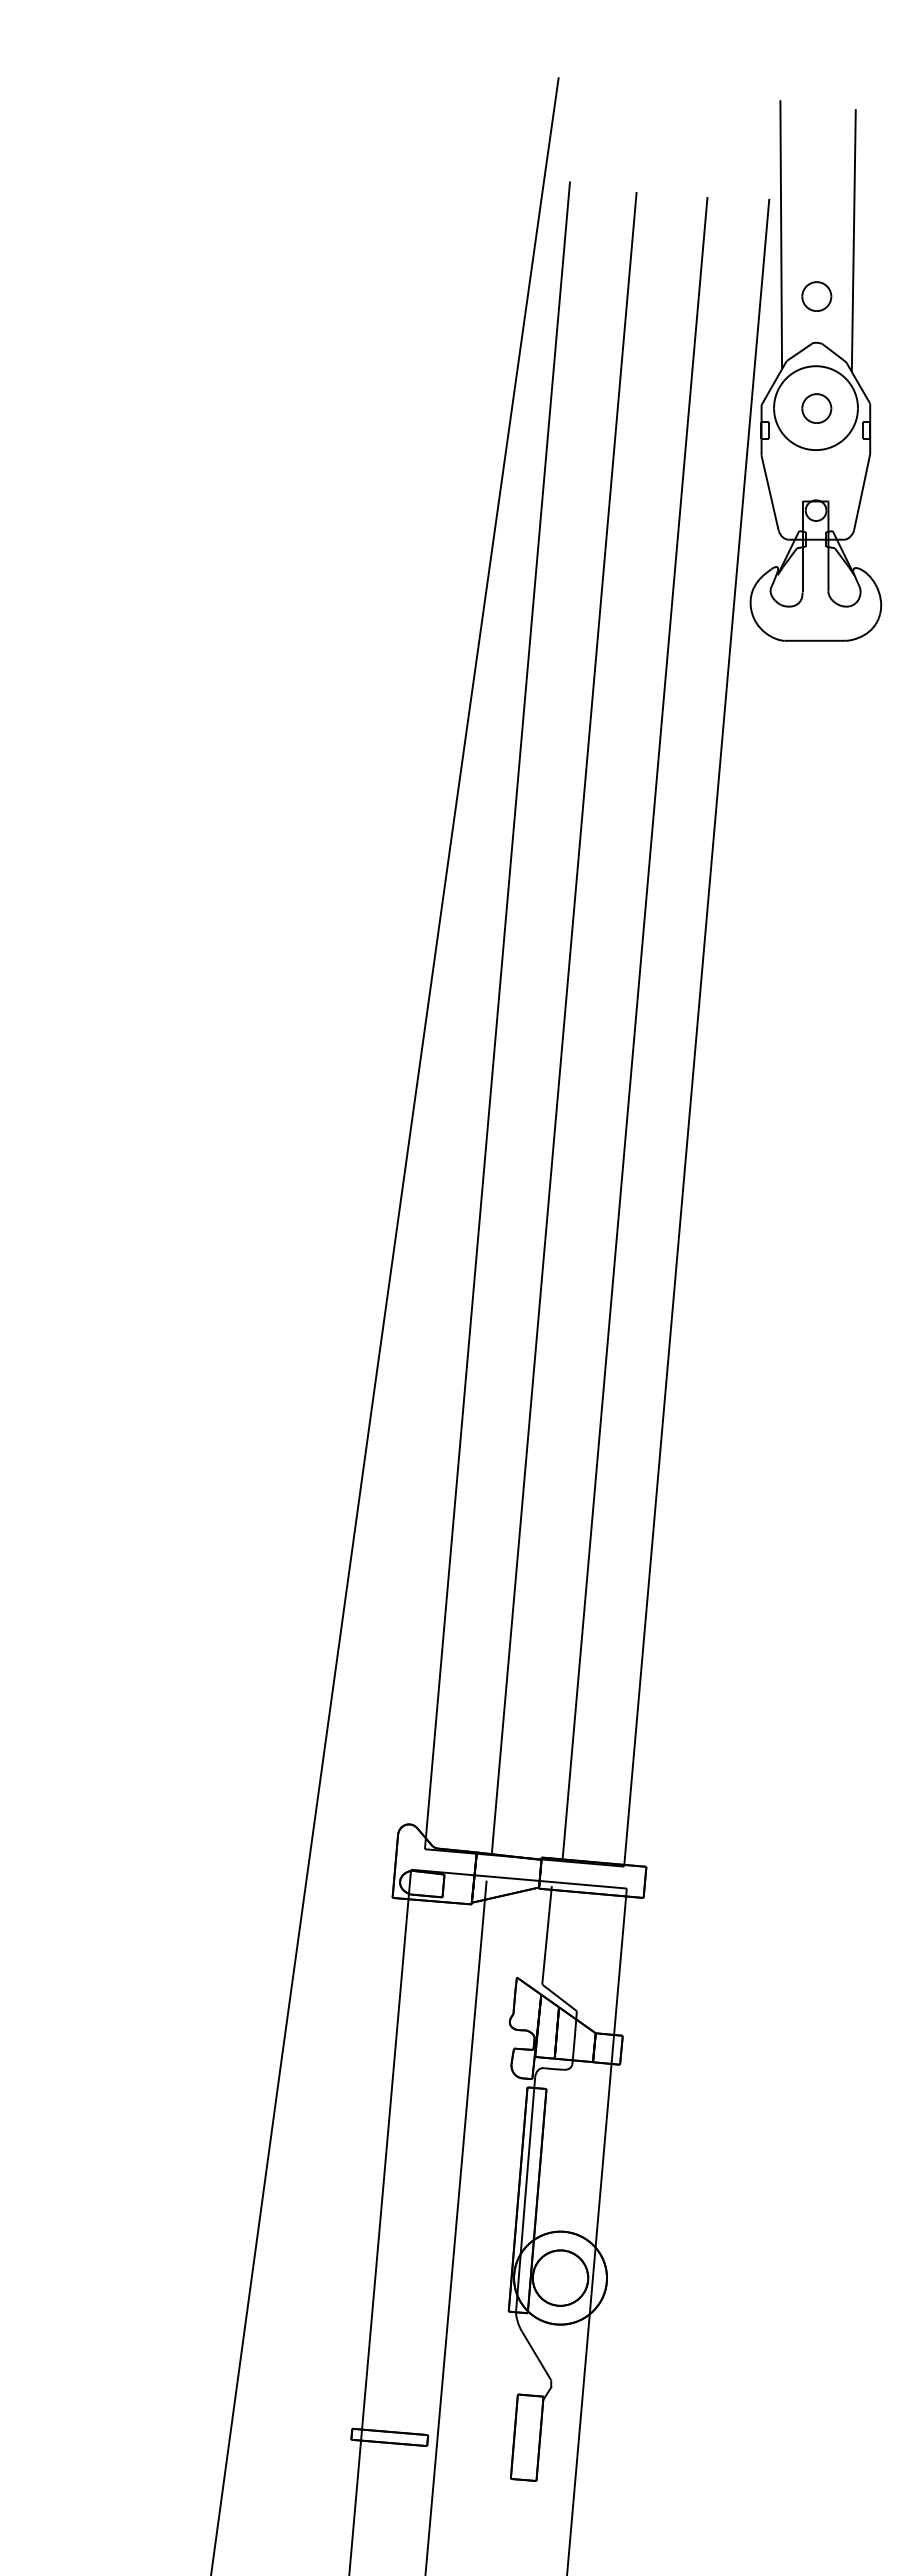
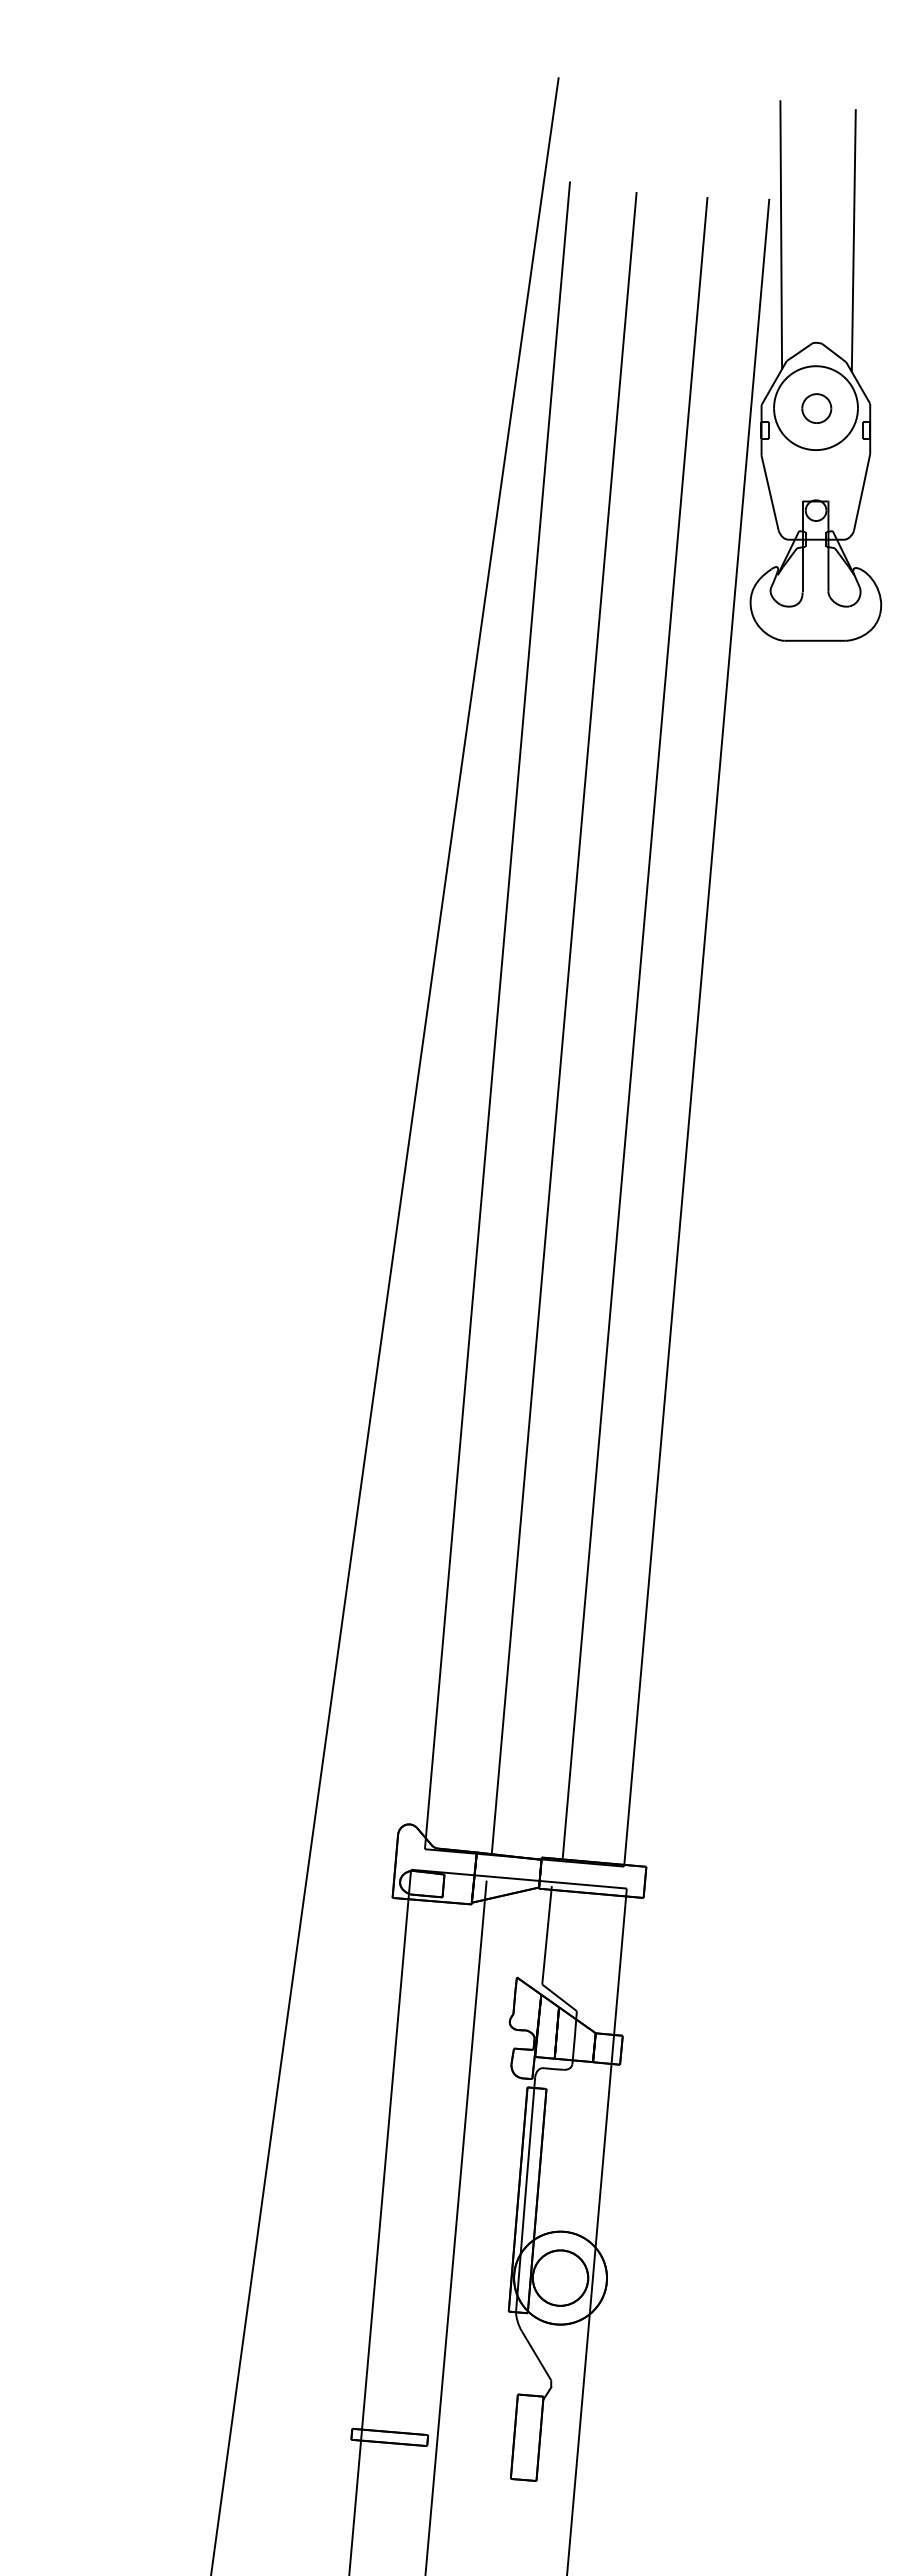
part: present -> none (816, 296)
